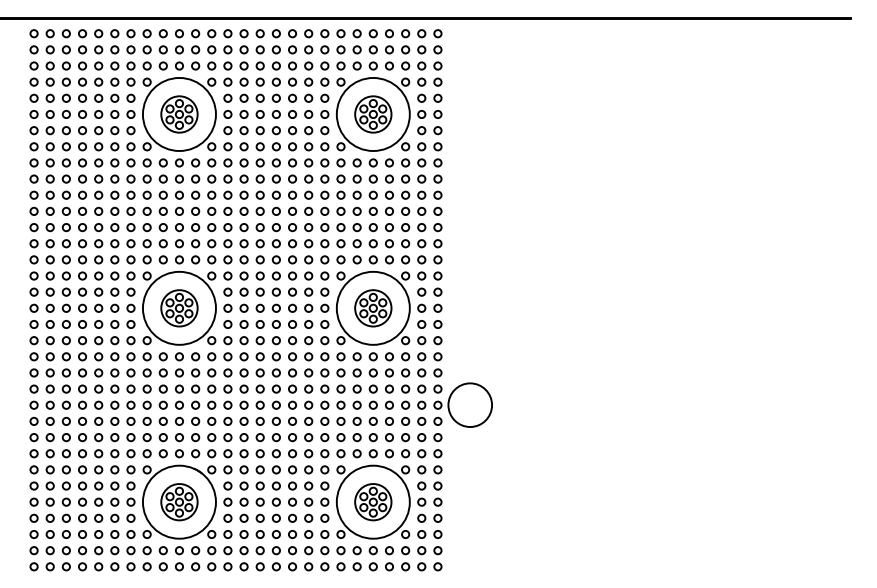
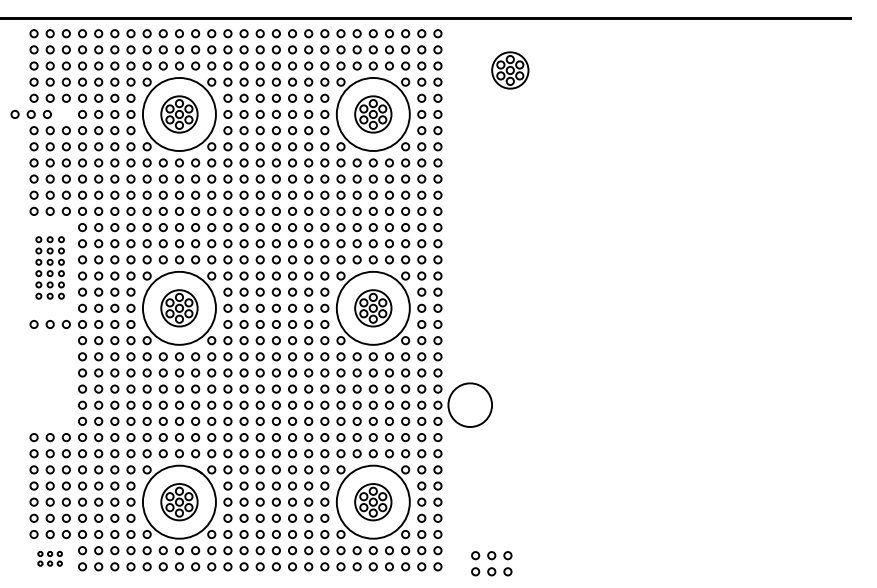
part: none -> present (510, 70)
part position: (49, 114) -> (30, 114) (30, 114)
part size: 42x90 px -> 30x64 px (49, 267)
part: present -> none (49, 380)
part size: 42x26 px -> 26x16 px (49, 558)
part: none -> present (491, 563)
